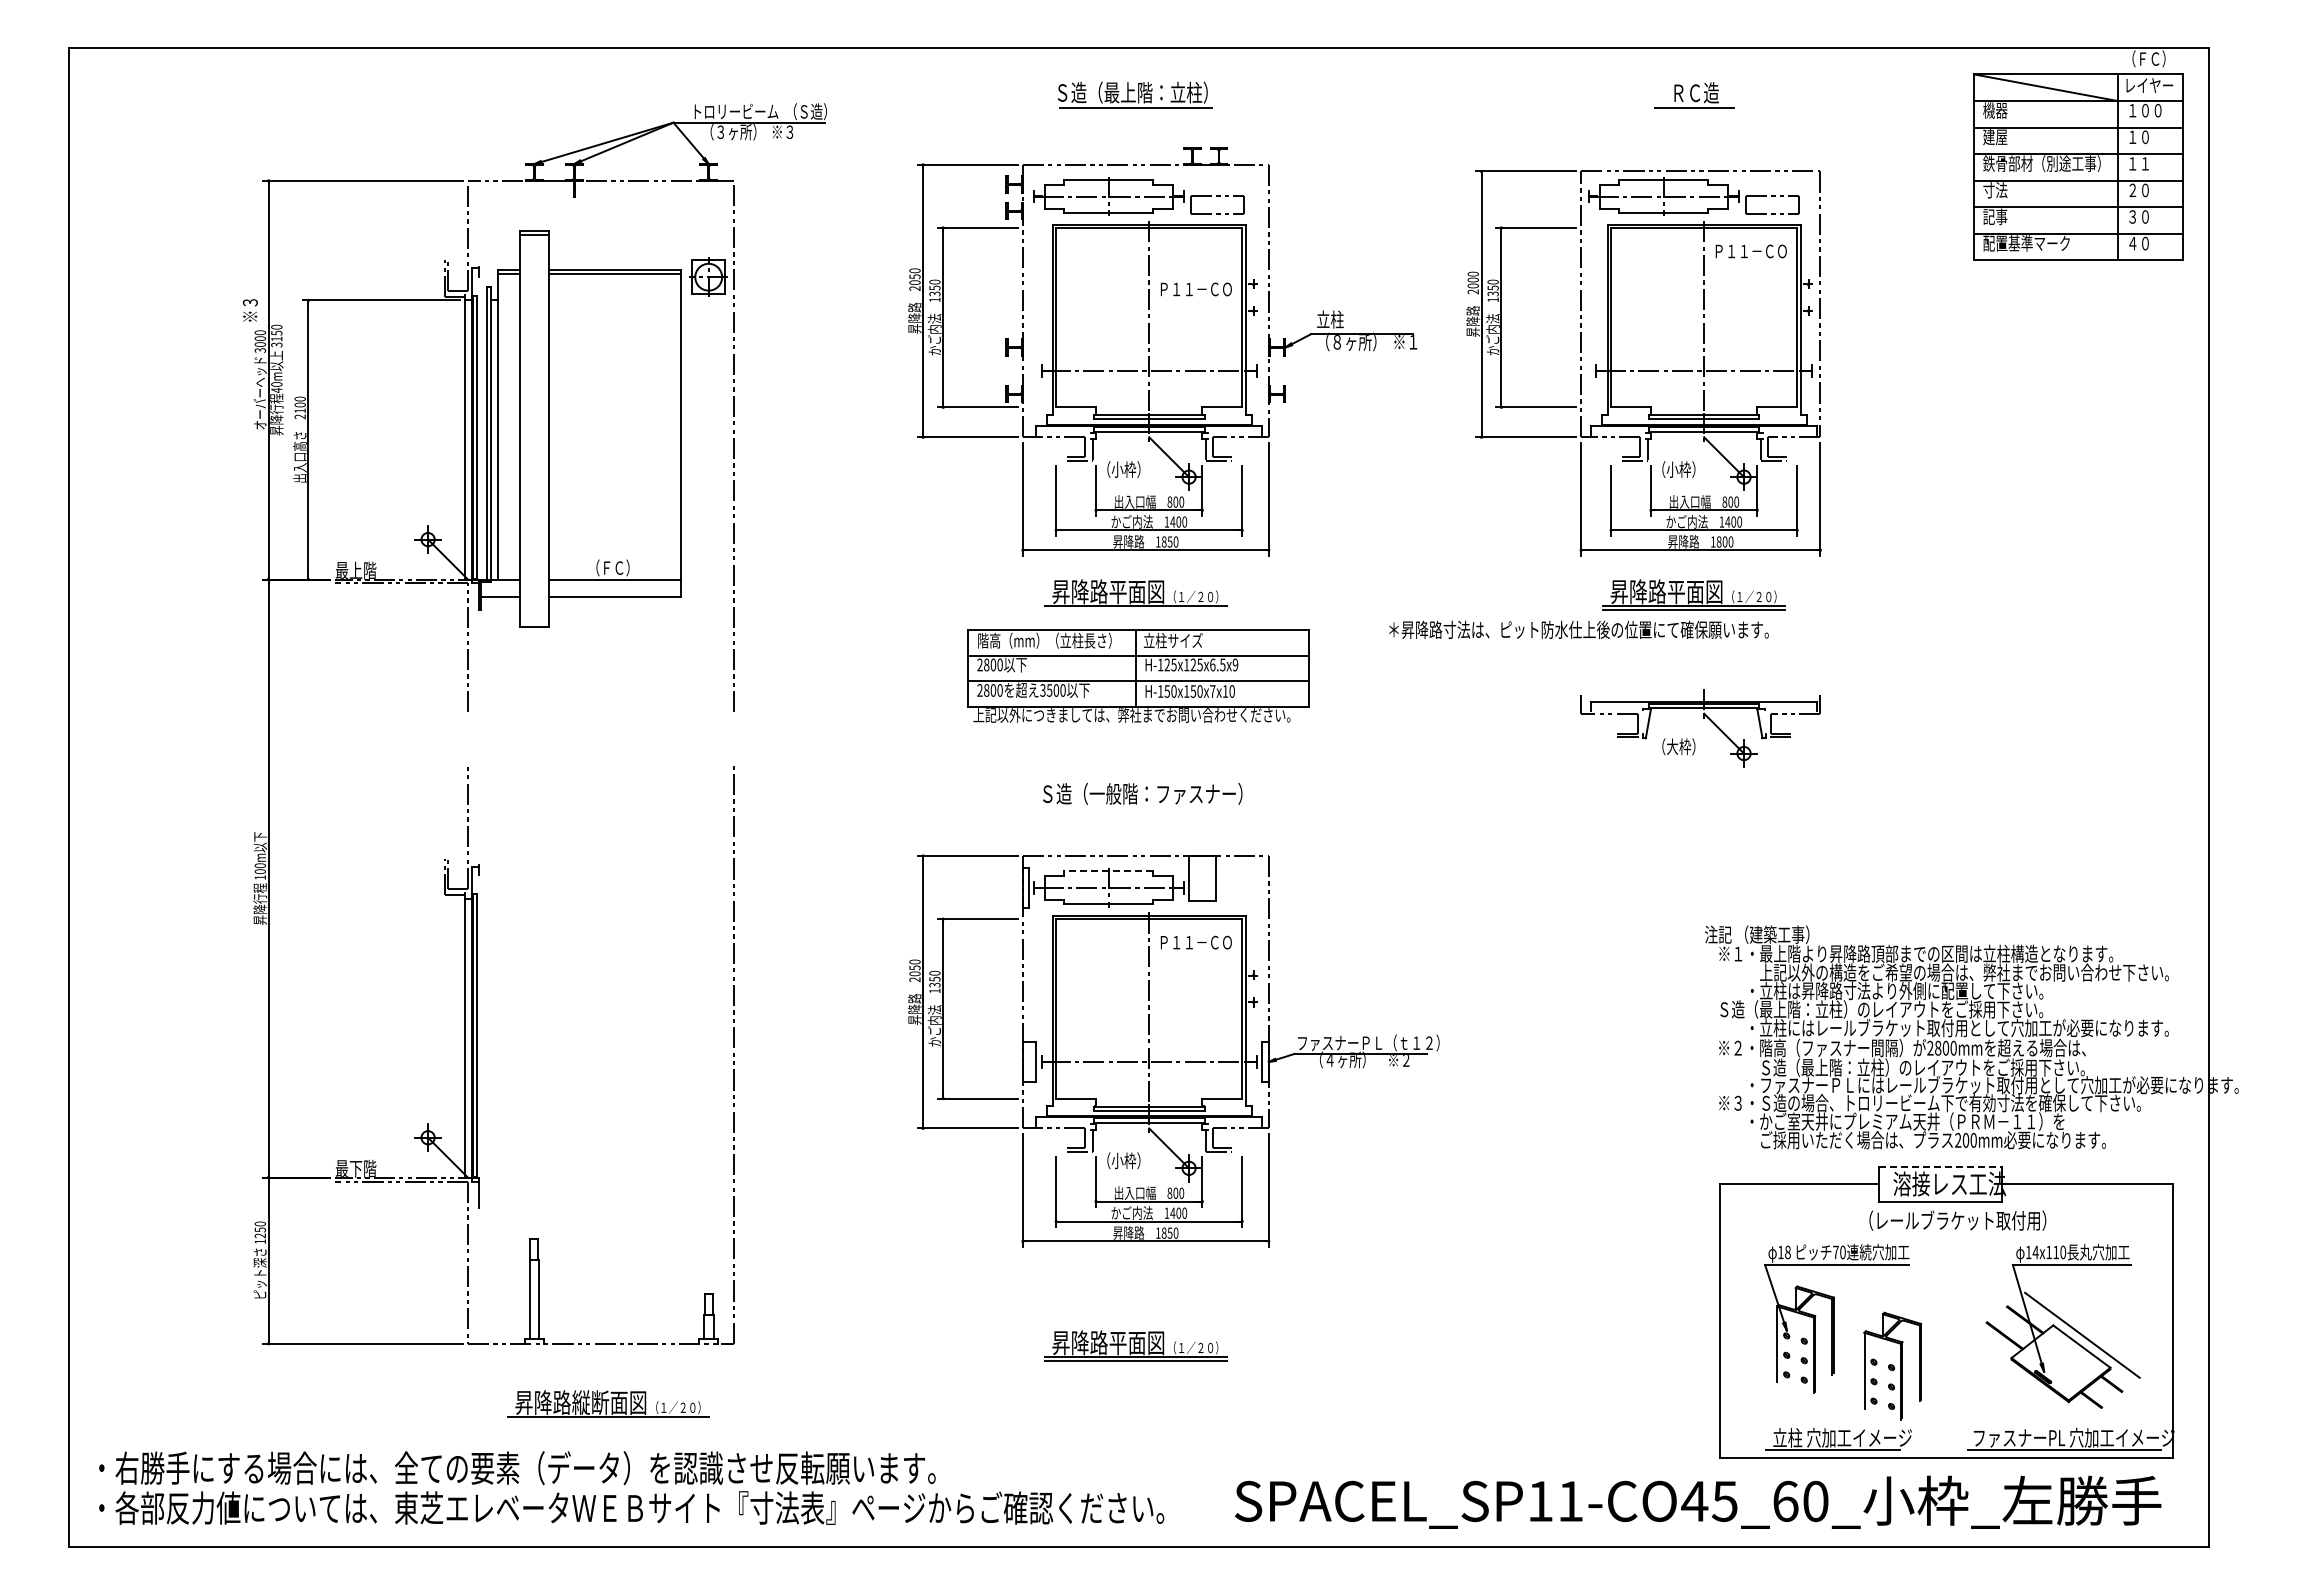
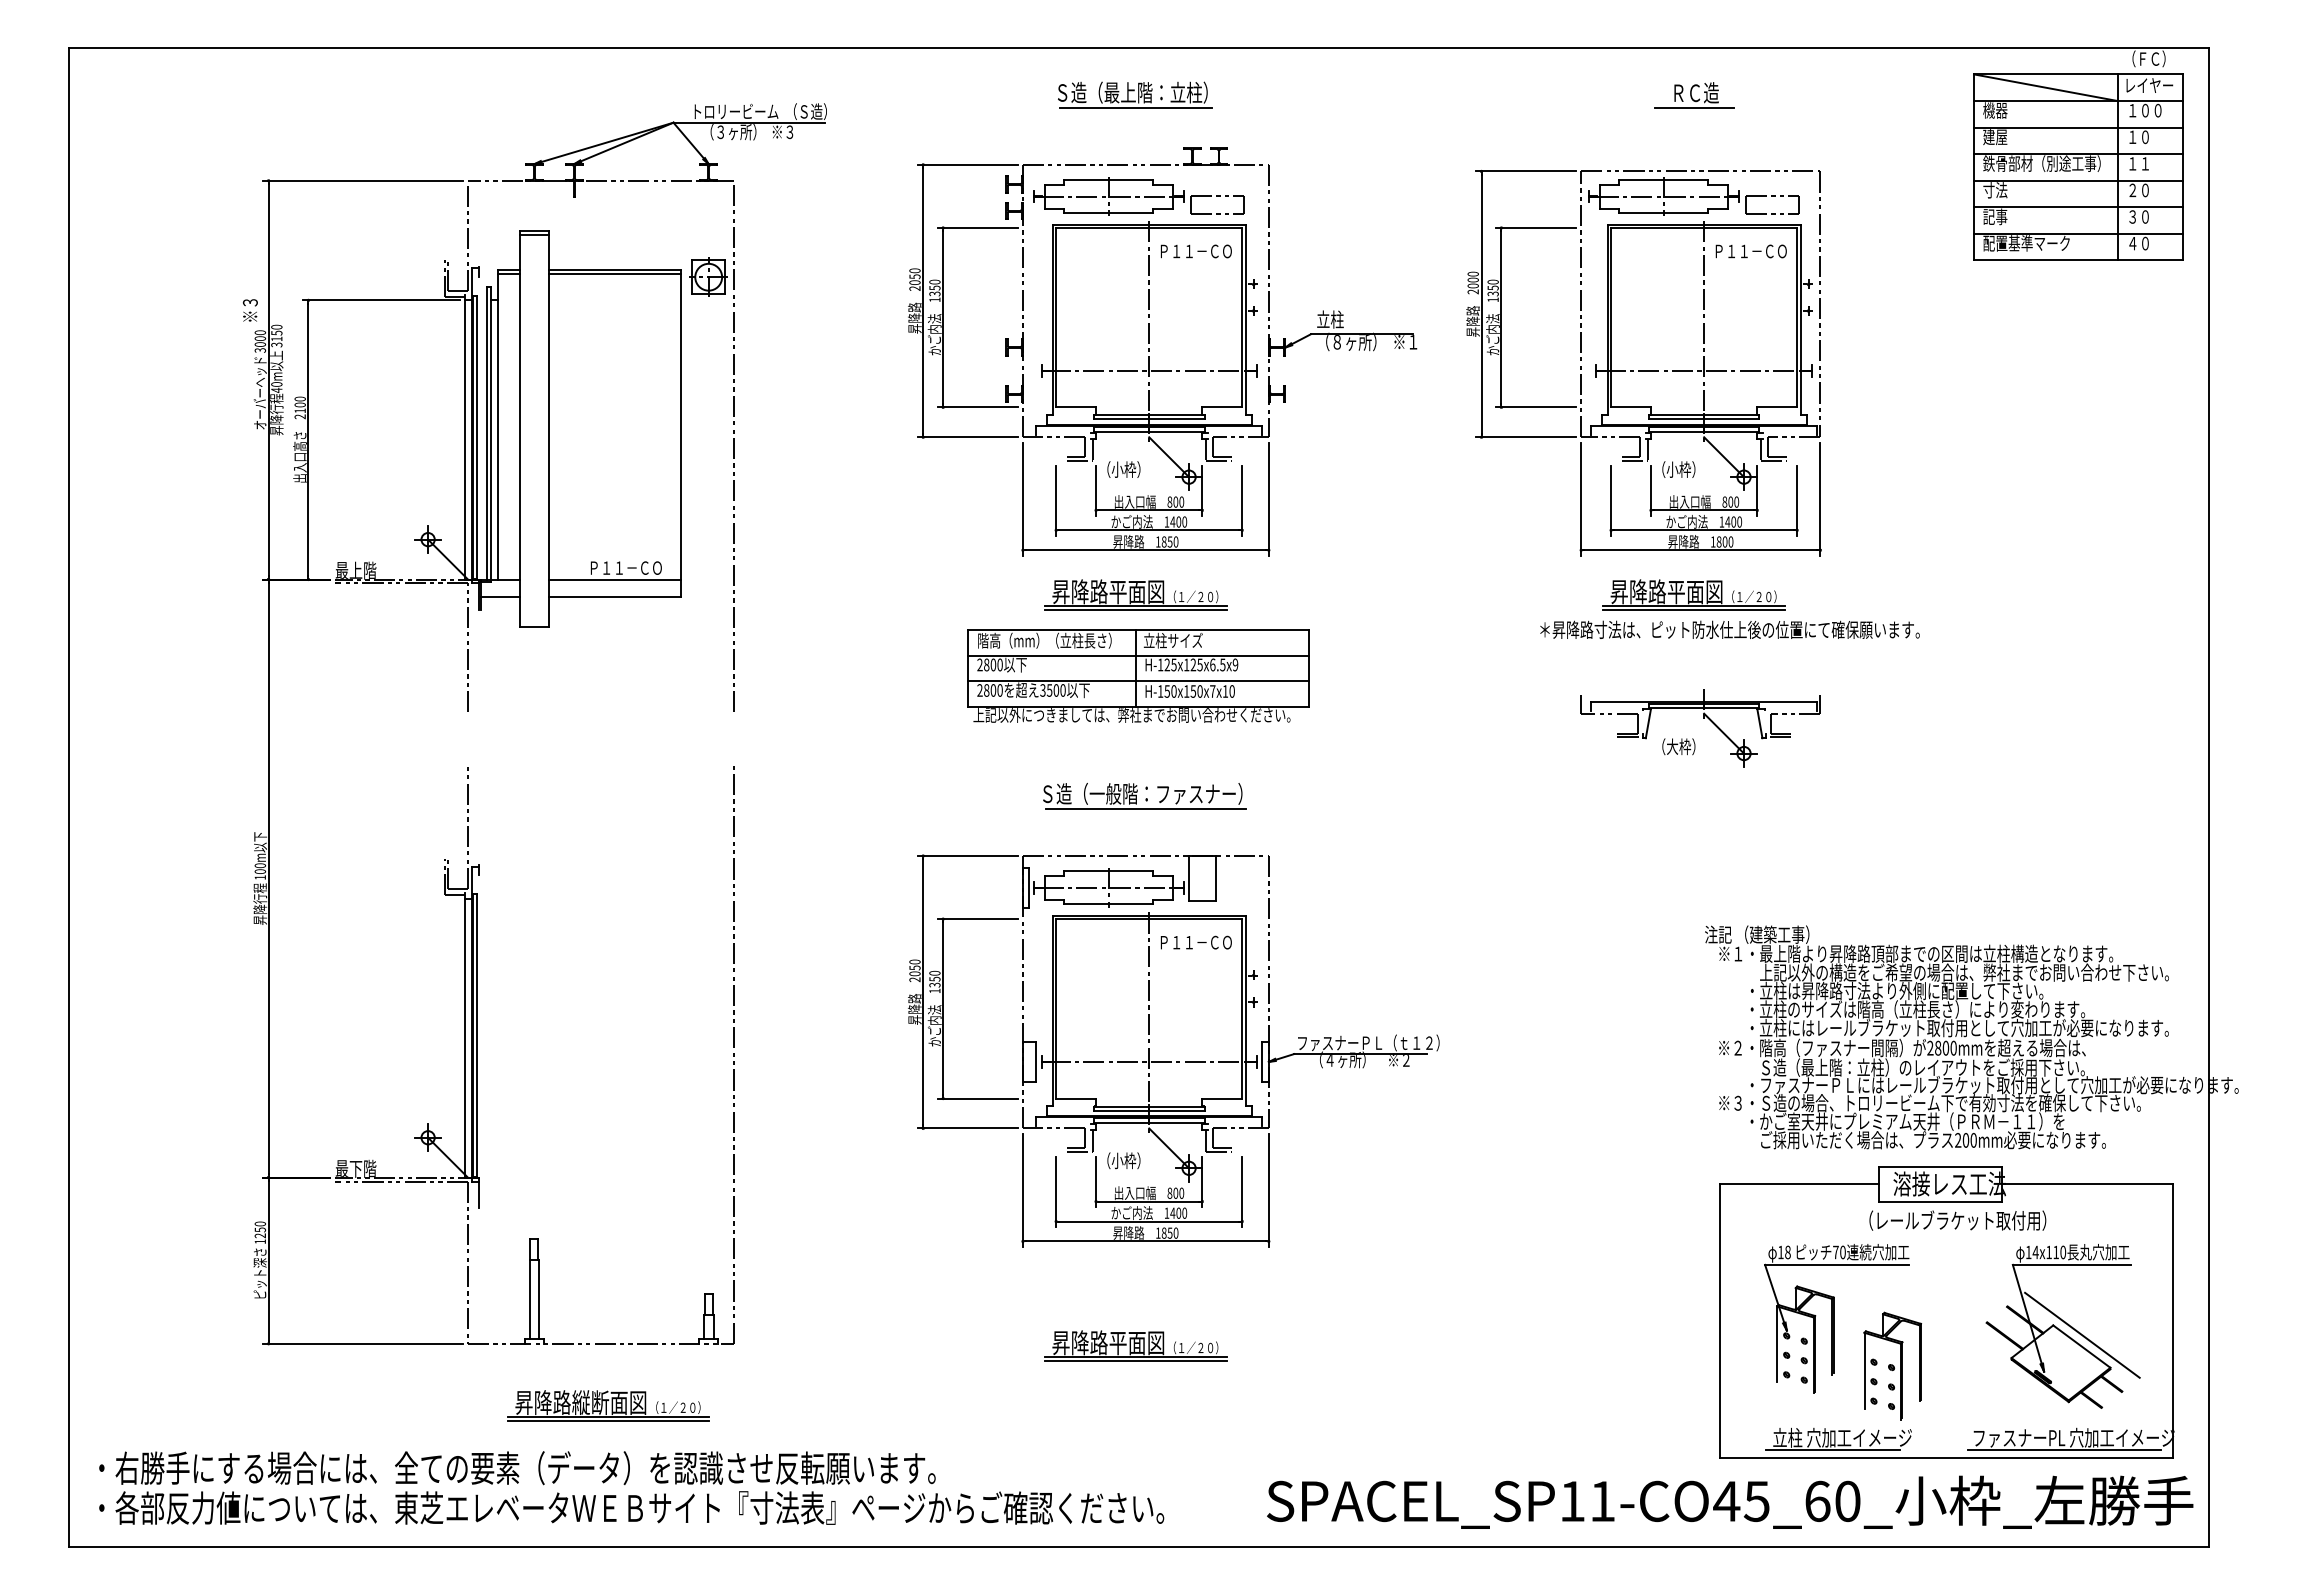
text position: (1195, 289) -> (1195, 251) (1195, 251)
text: （ＦＣ） -> Ｐ１１－ＣＯ (625, 567)
line: none -> present (1135, 610)
text position: (1578, 629) -> (1729, 629) (1729, 629)
line: none -> present (1145, 809)
line: dashed -> solid (1108, 871)
text: Ｓ造（最上階：立柱）のレイアウトをご採用下さい。 -> ・立柱のサイズは階高（立柱長さ）により変わります。 (1902, 1009)
line: dashed -> solid (1940, 1166)
line: none -> present (608, 1420)
text position: (1698, 1501) -> (1730, 1501) (1730, 1501)
